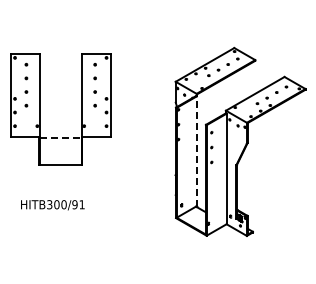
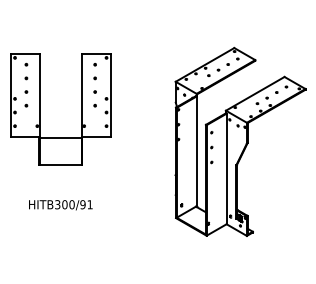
line: dashed -> solid (60, 137)
line: dashed -> solid (197, 149)
text position: (52, 205) -> (60, 205) (60, 205)
